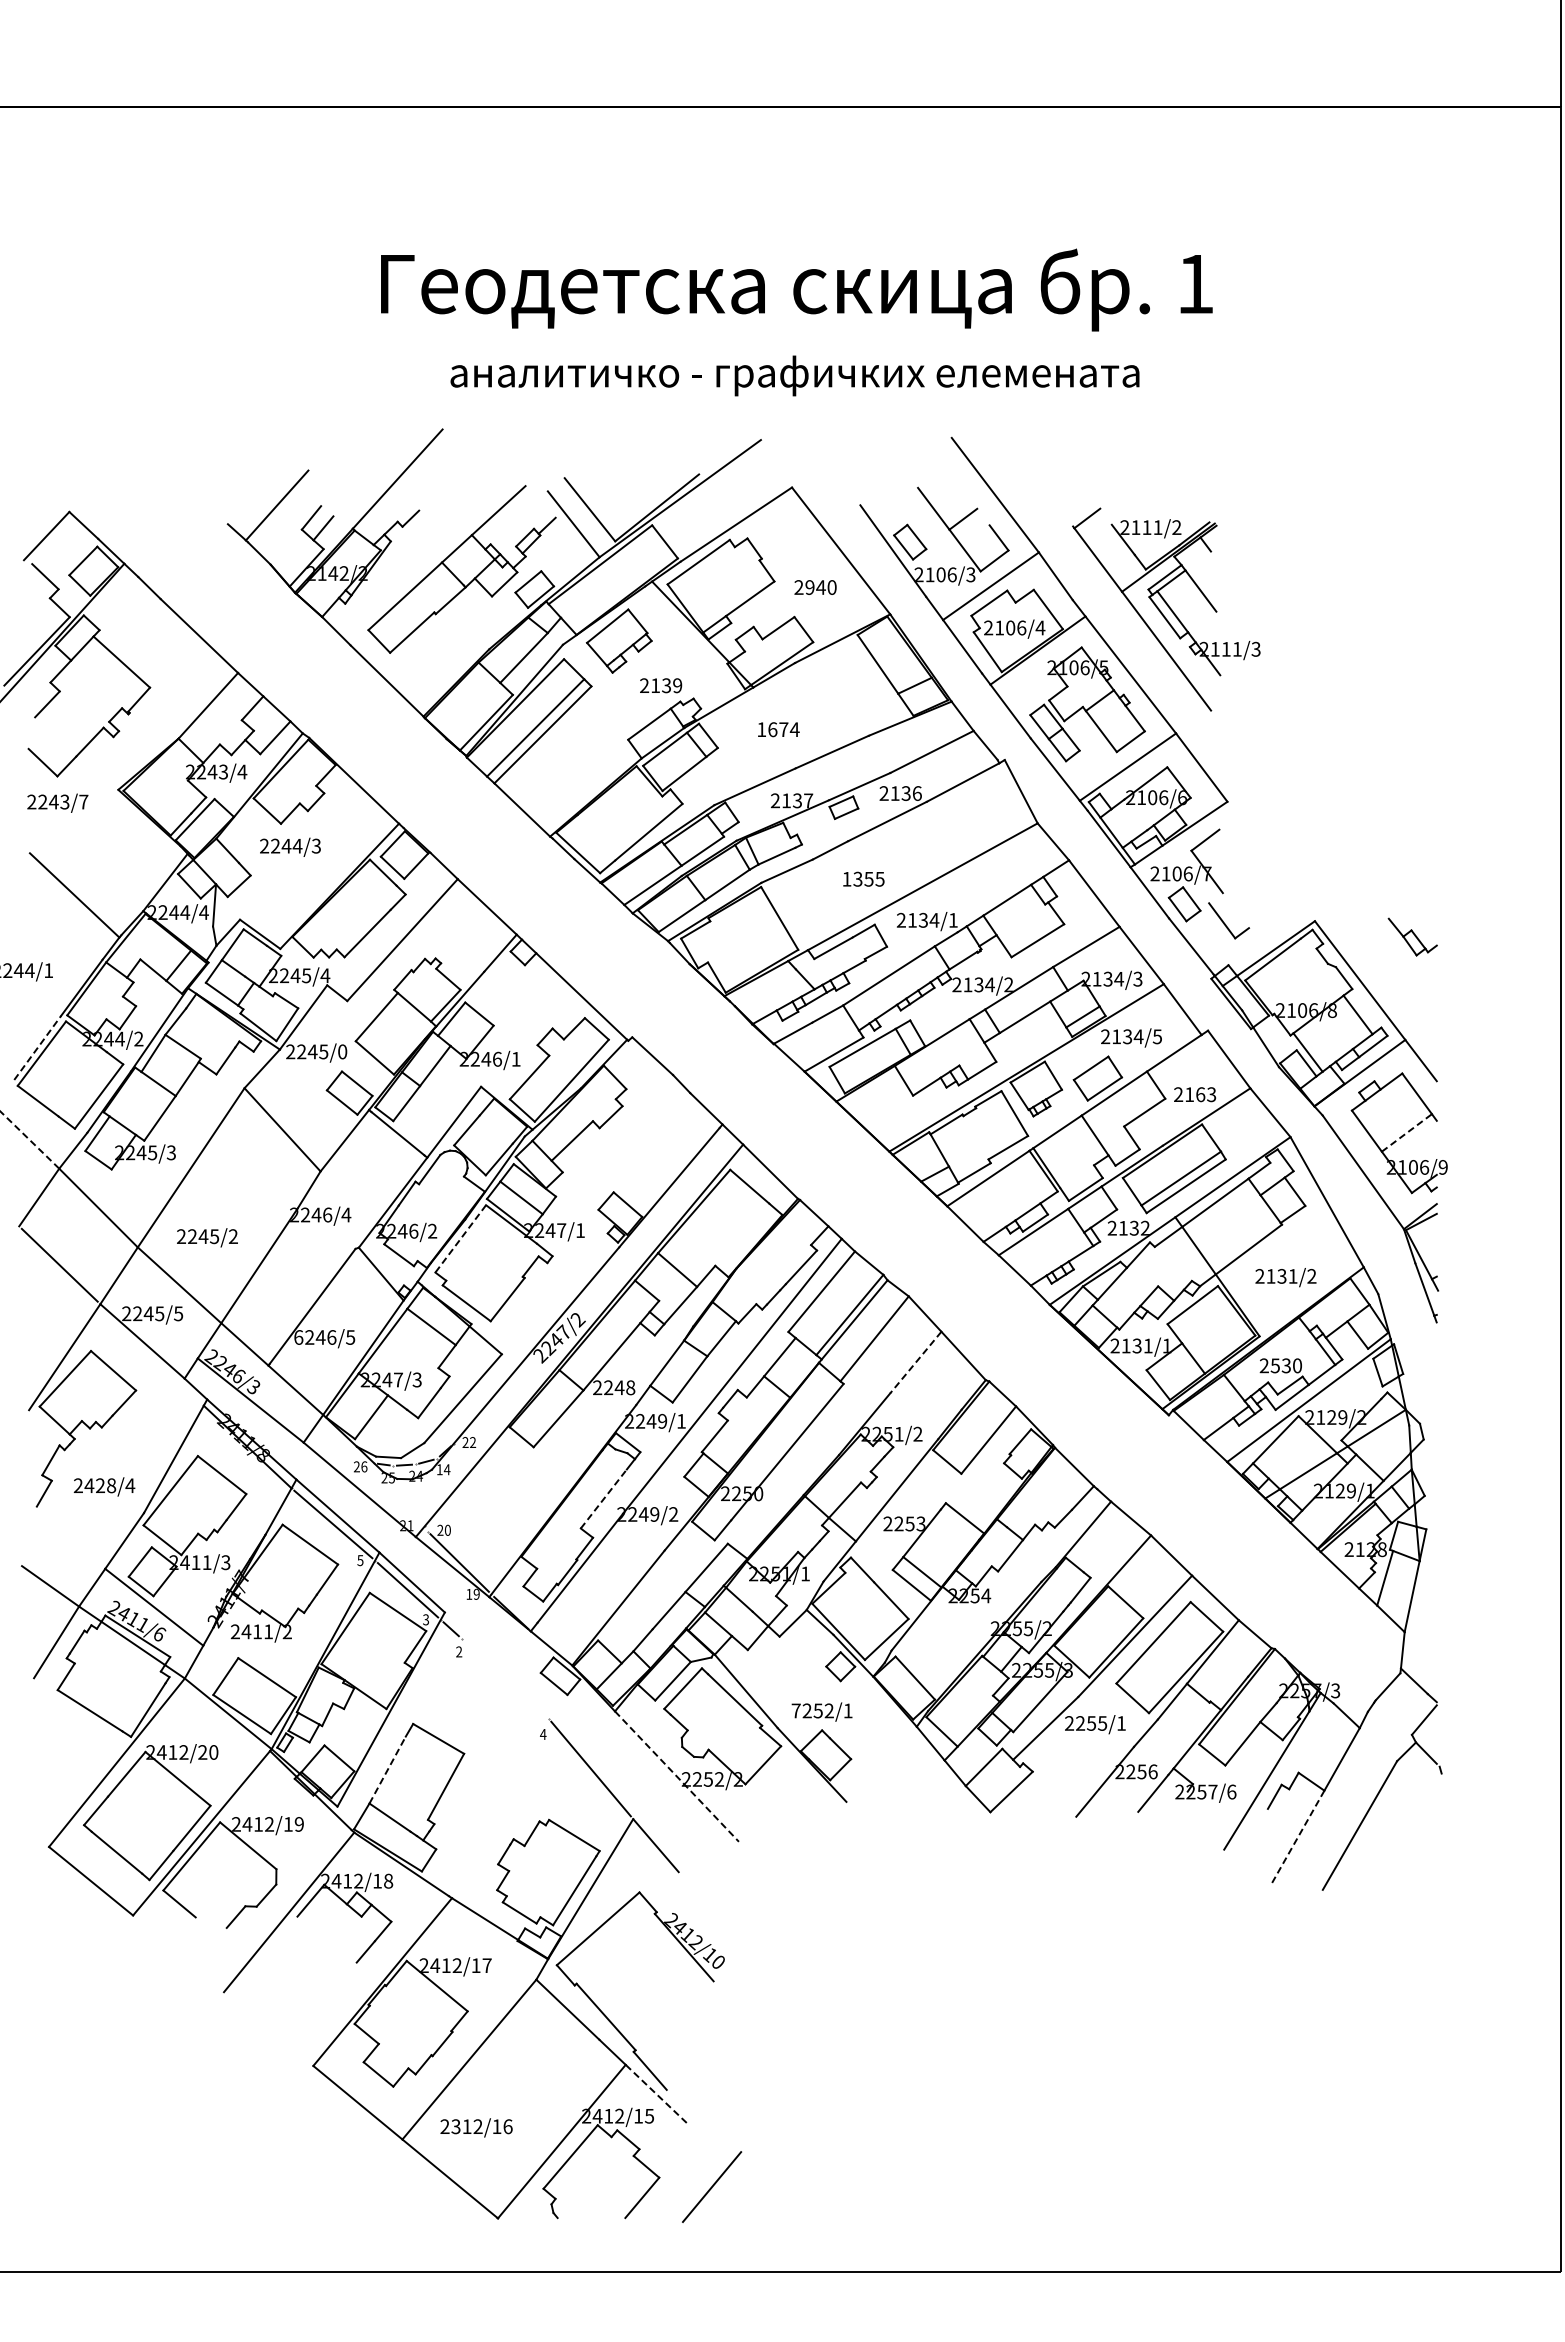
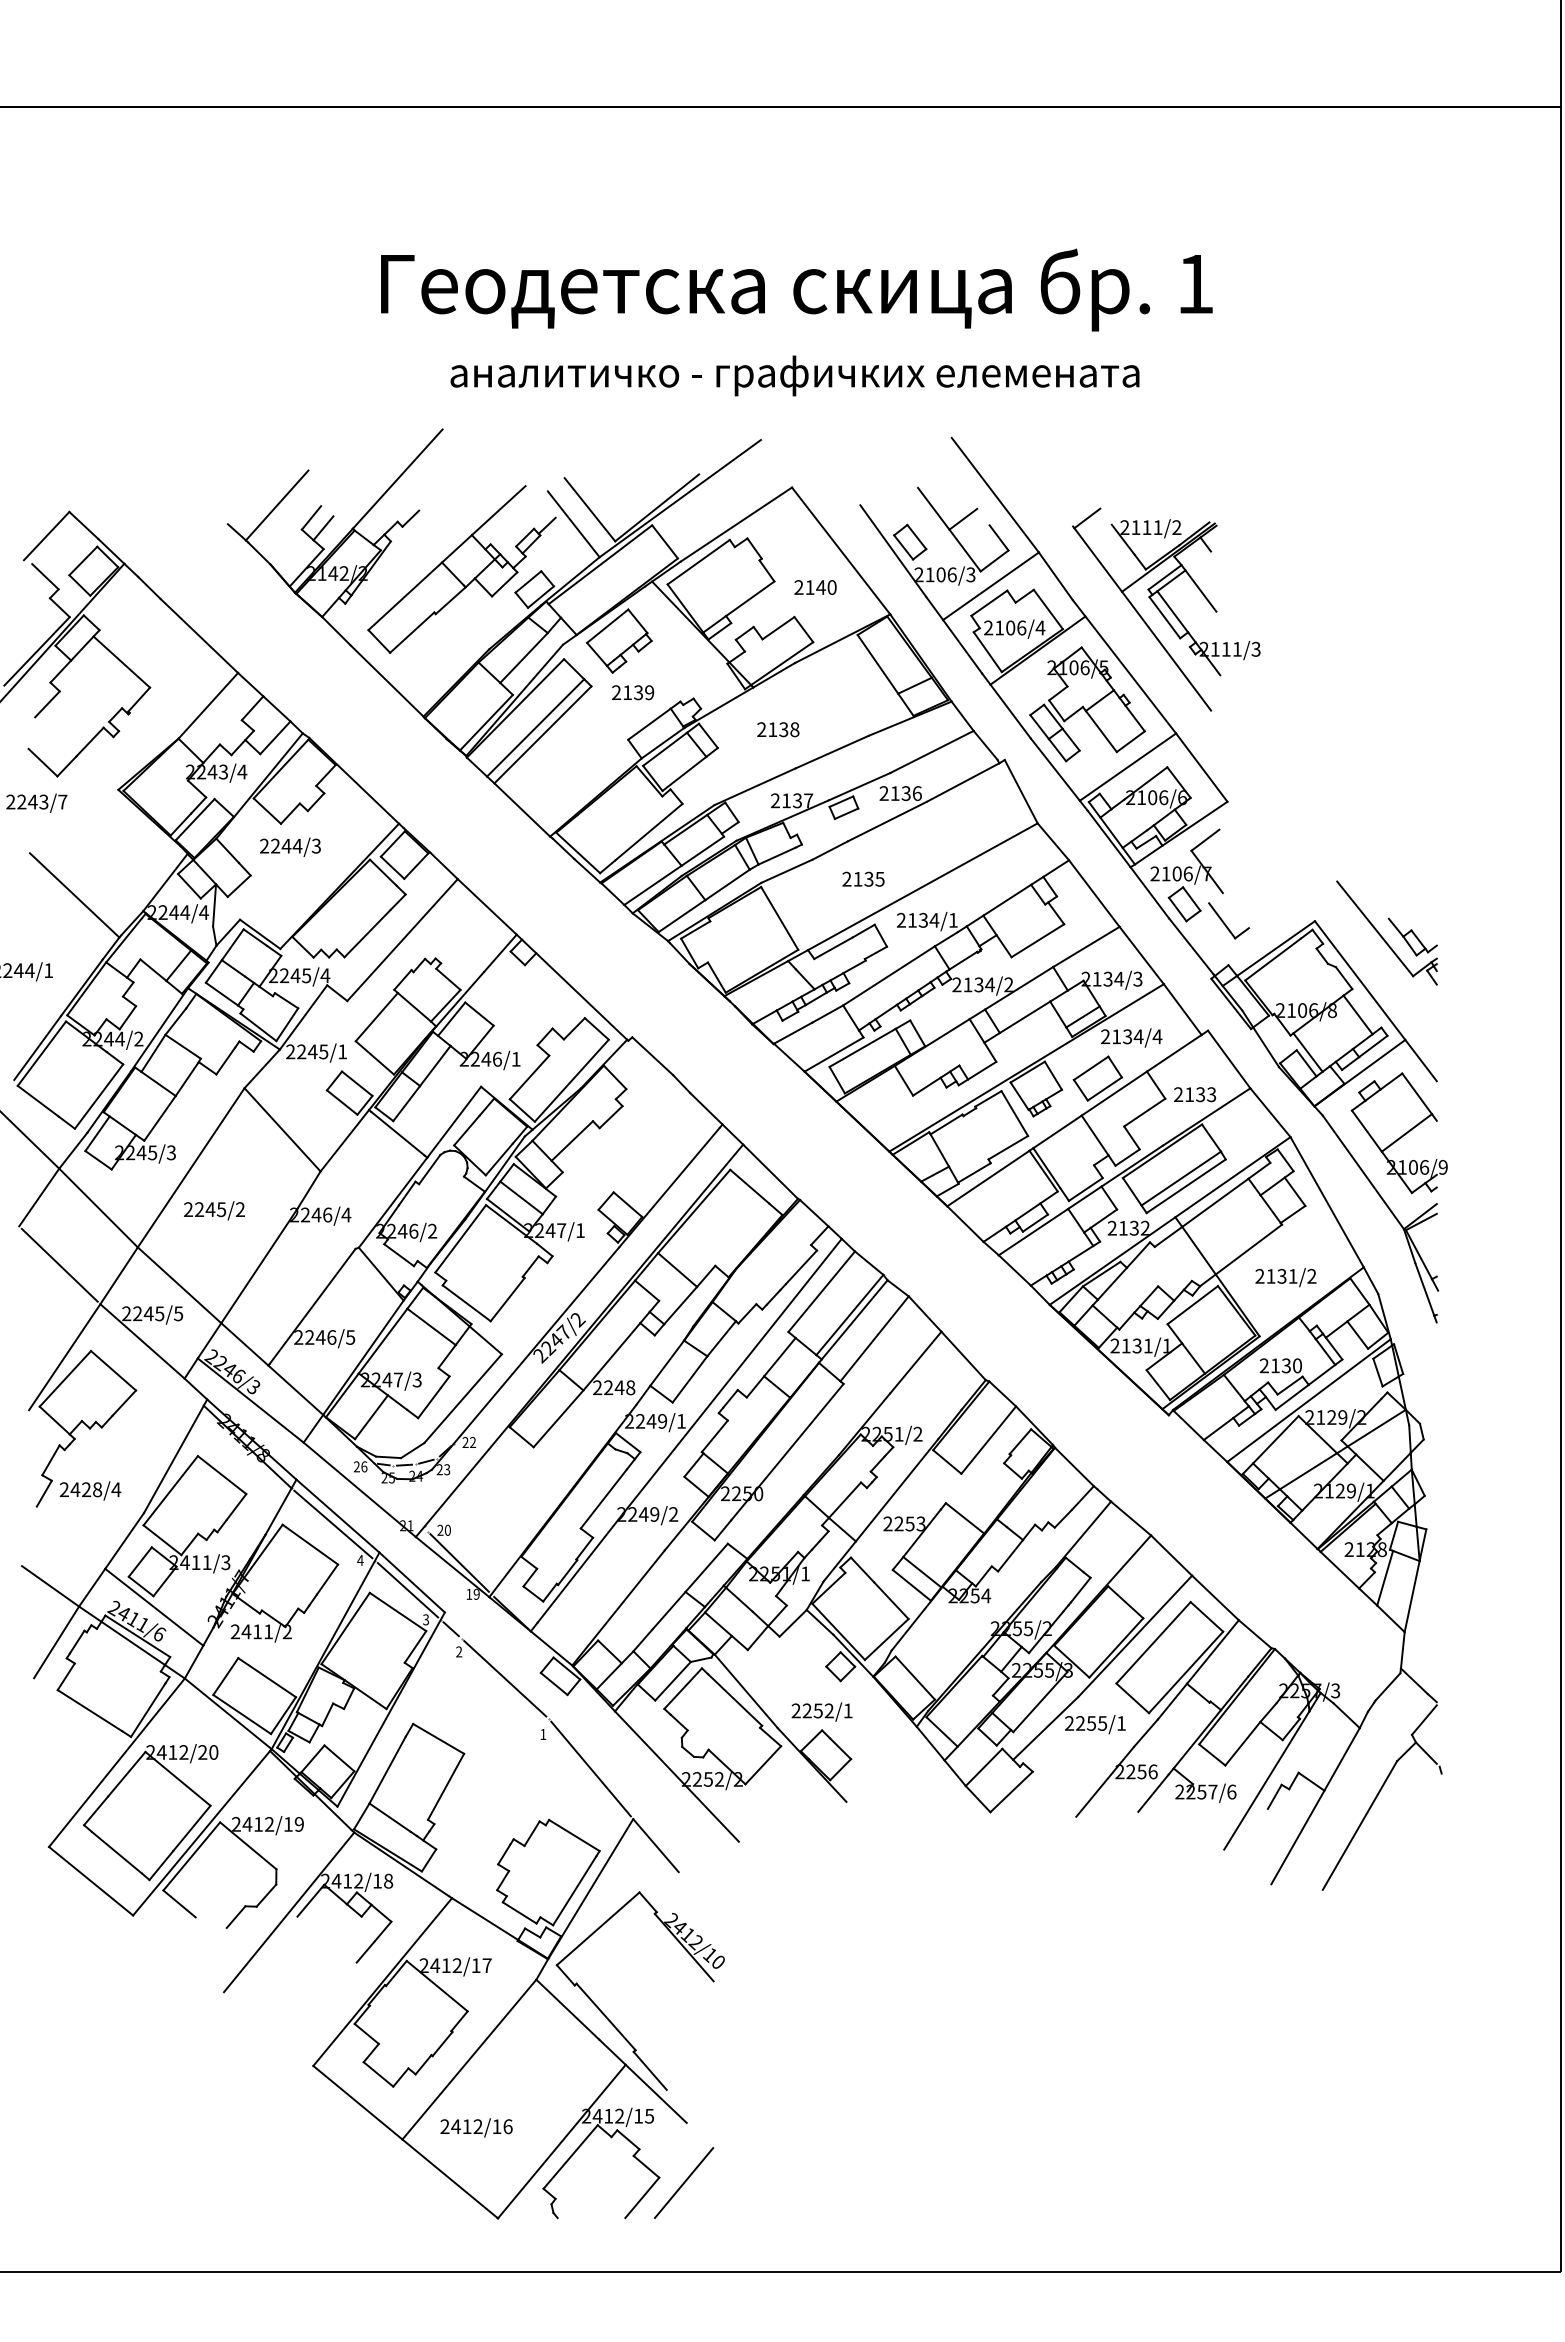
text: 2940 -> 2140 (809, 587)
text position: (661, 685) -> (633, 692) (633, 692)
text: 1674 -> 2138 (778, 729)
text position: (57, 802) -> (36, 802) (36, 802)
text: 1355 -> 2135 (857, 878)
part: none -> present (1386, 932)
text: 2134/5 -> 2134/4 (1157, 1036)
line: dashed -> solid (37, 1047)
text: 2245/0 -> 2245/1 (342, 1051)
text: 2163 -> 2133 (1200, 1094)
line: dashed -> solid (1407, 1132)
line: dashed -> solid (29, 1140)
text position: (207, 1237) -> (214, 1210) (214, 1210)
line: dashed -> solid (460, 1239)
text: 6246/5 -> 2246/5 (298, 1337)
line: dashed -> solid (915, 1362)
text: 2530 -> 2130 (1274, 1365)
text: 14 -> 23 (443, 1469)
text position: (104, 1486) -> (90, 1490) (90, 1490)
line: dashed -> solid (604, 1498)
text: 5 -> 4 (360, 1560)
line: none -> present (505, 1678)
text: 7252/1 -> 2252/1 (795, 1710)
text: 4 -> 1 (543, 1734)
line: dashed -> solid (387, 1769)
line: dashed -> solid (676, 1776)
line: dashed -> solid (1297, 1837)
line: dashed -> solid (655, 2093)
text: 2312/16 -> 2412/16 (455, 2126)
line position: (712, 2186) -> (684, 2182) (684, 2182)
